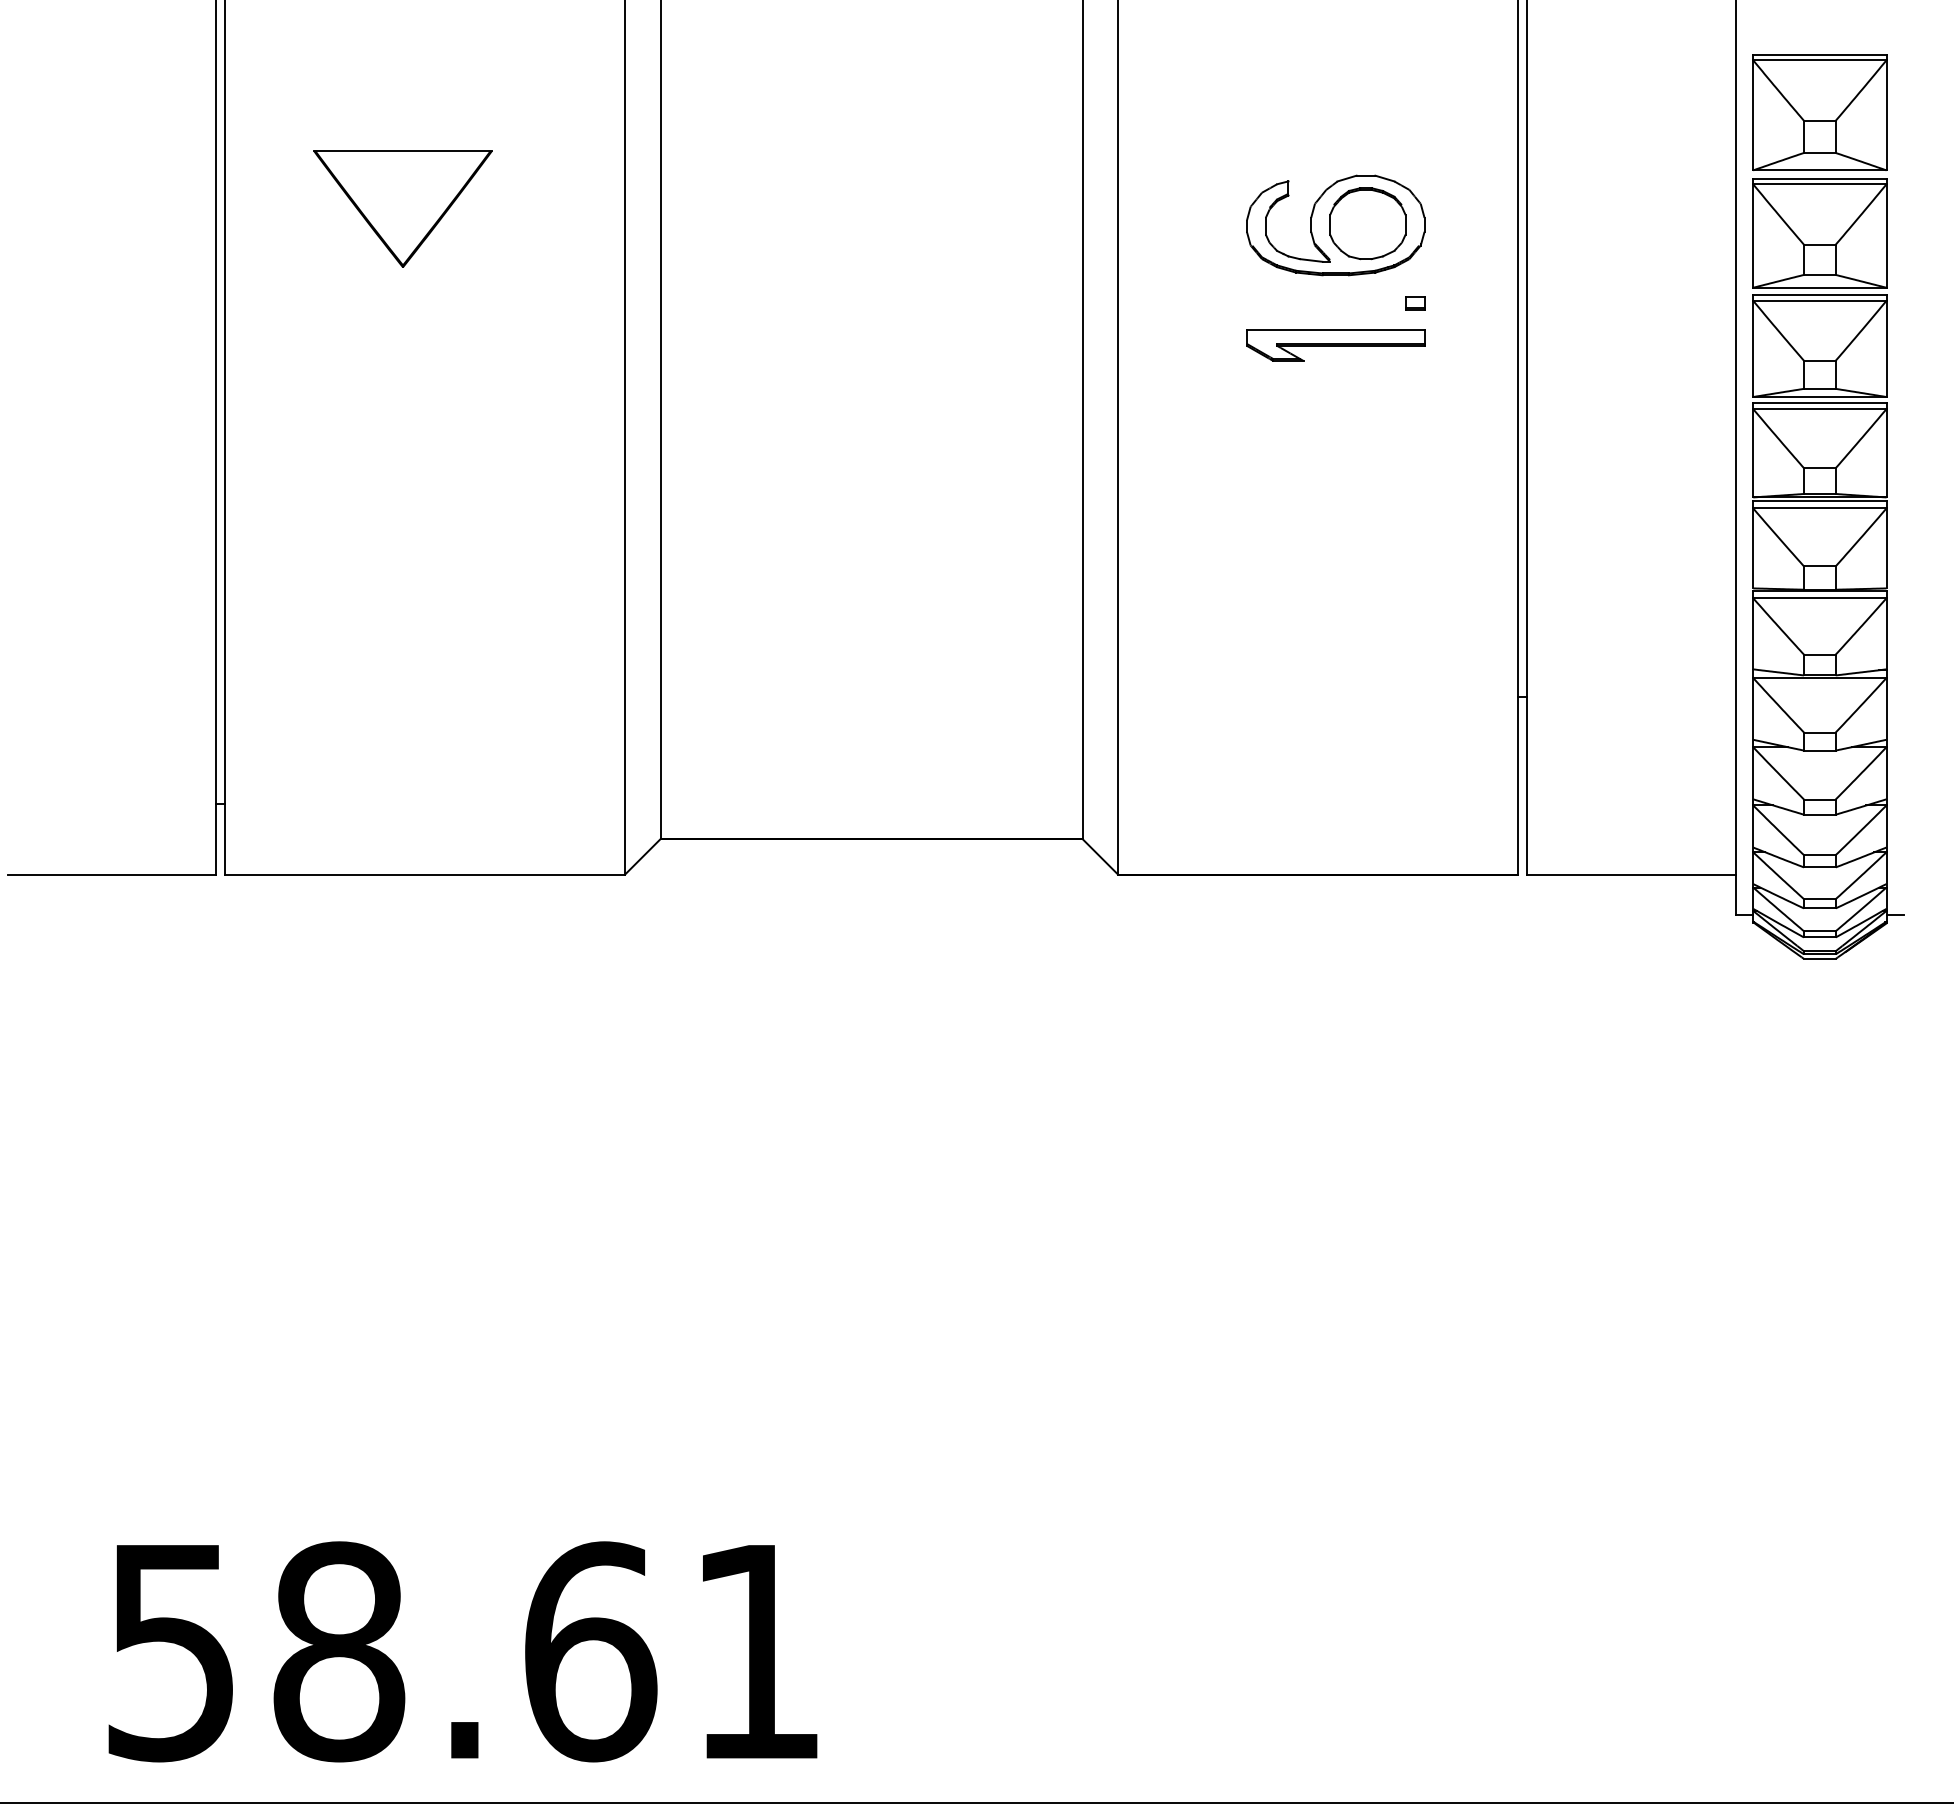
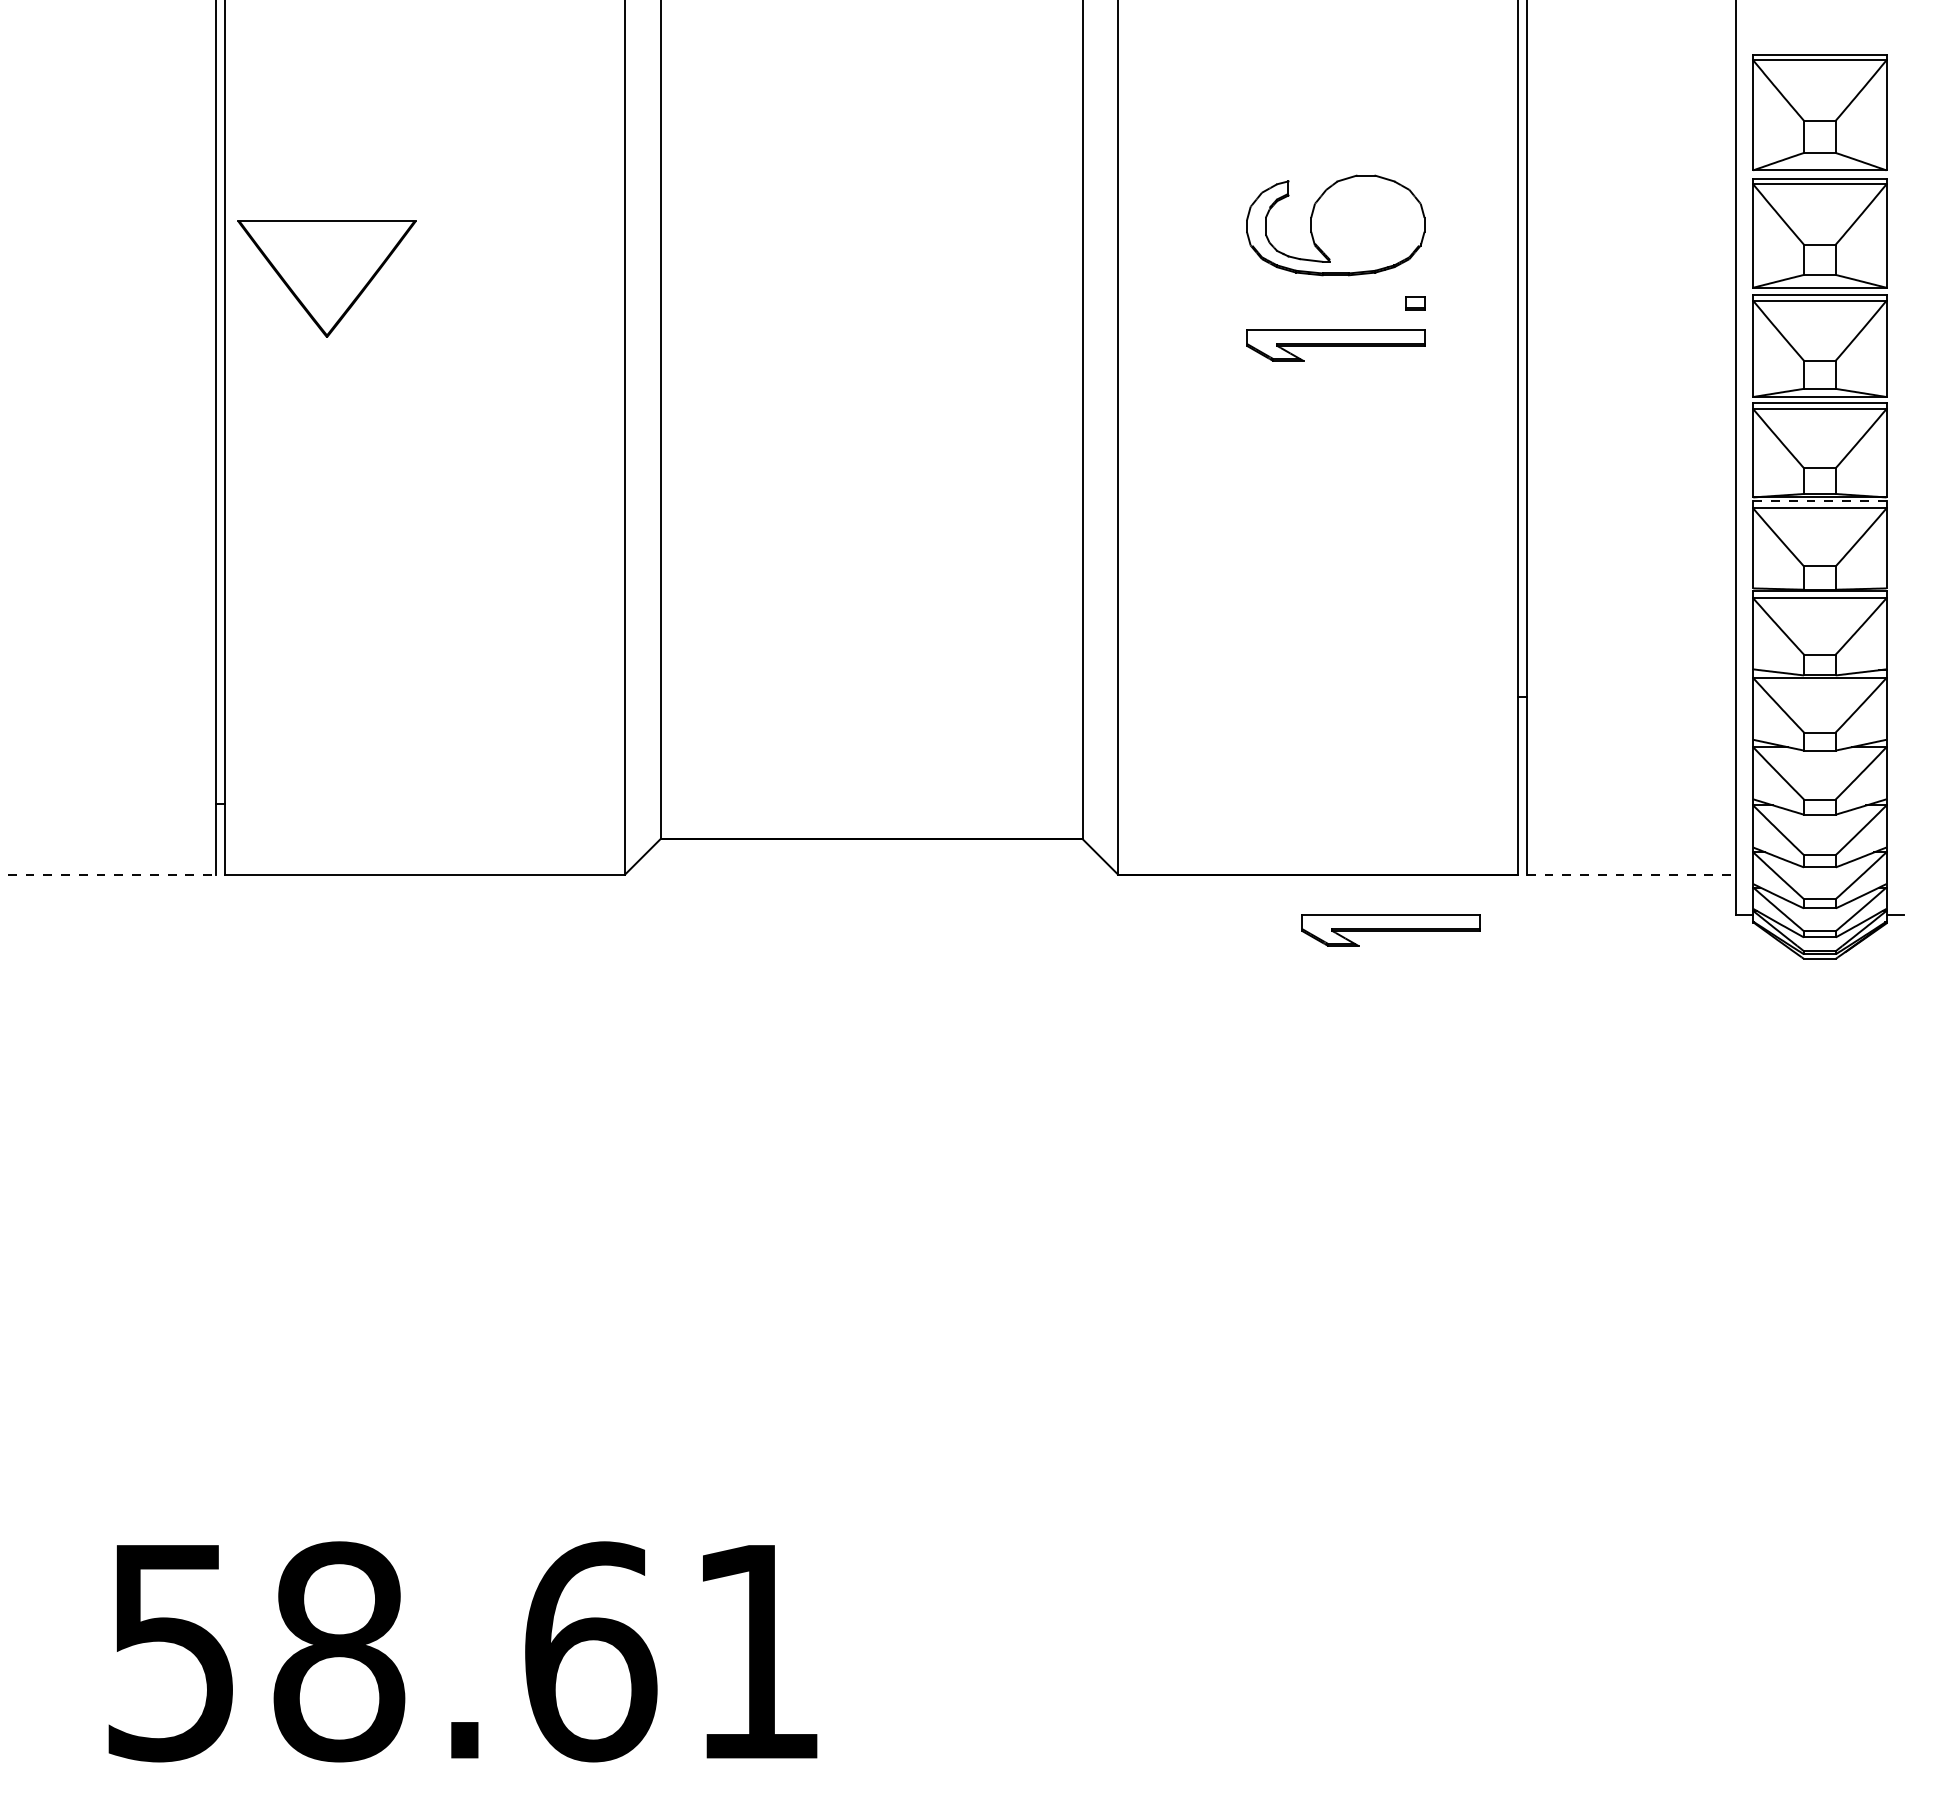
part position: (402, 208) -> (326, 278) (326, 278)
part: present -> none (1367, 223)
line: solid -> dashed (1819, 501)
line: solid -> dashed (112, 874)
line: solid -> dashed (1631, 874)
part: none -> present (1390, 930)
line: present -> none (976, 1802)
